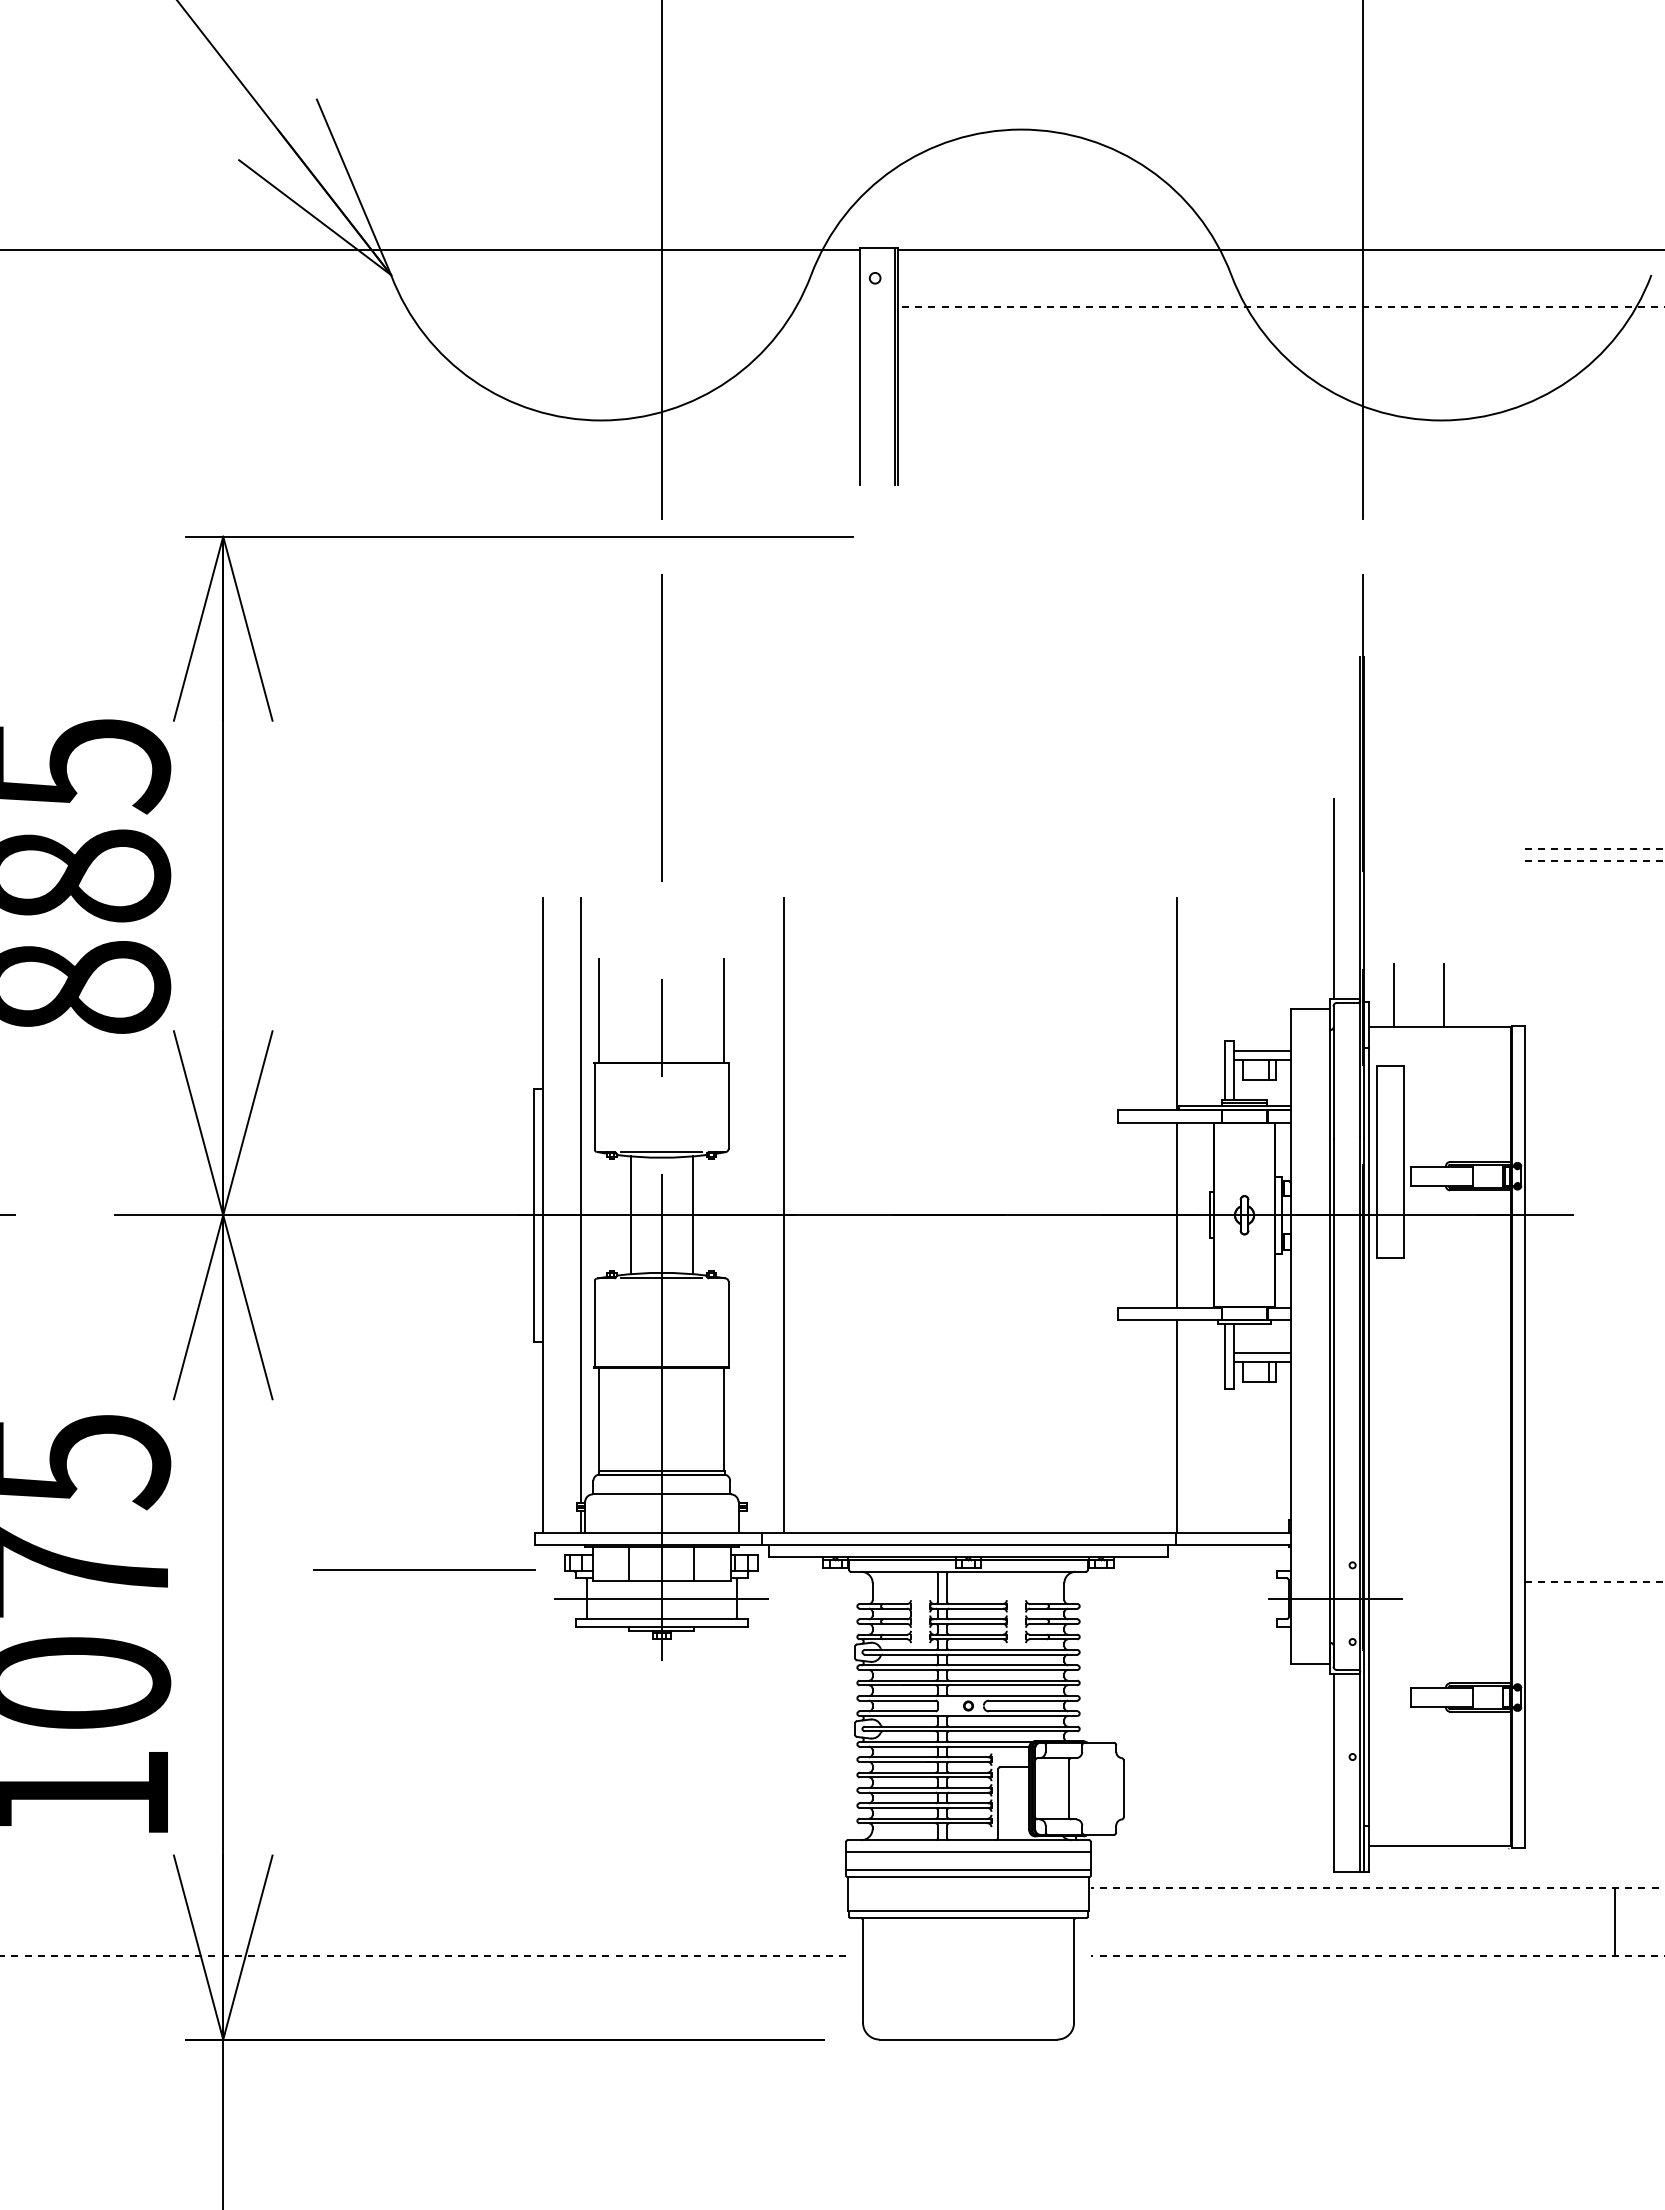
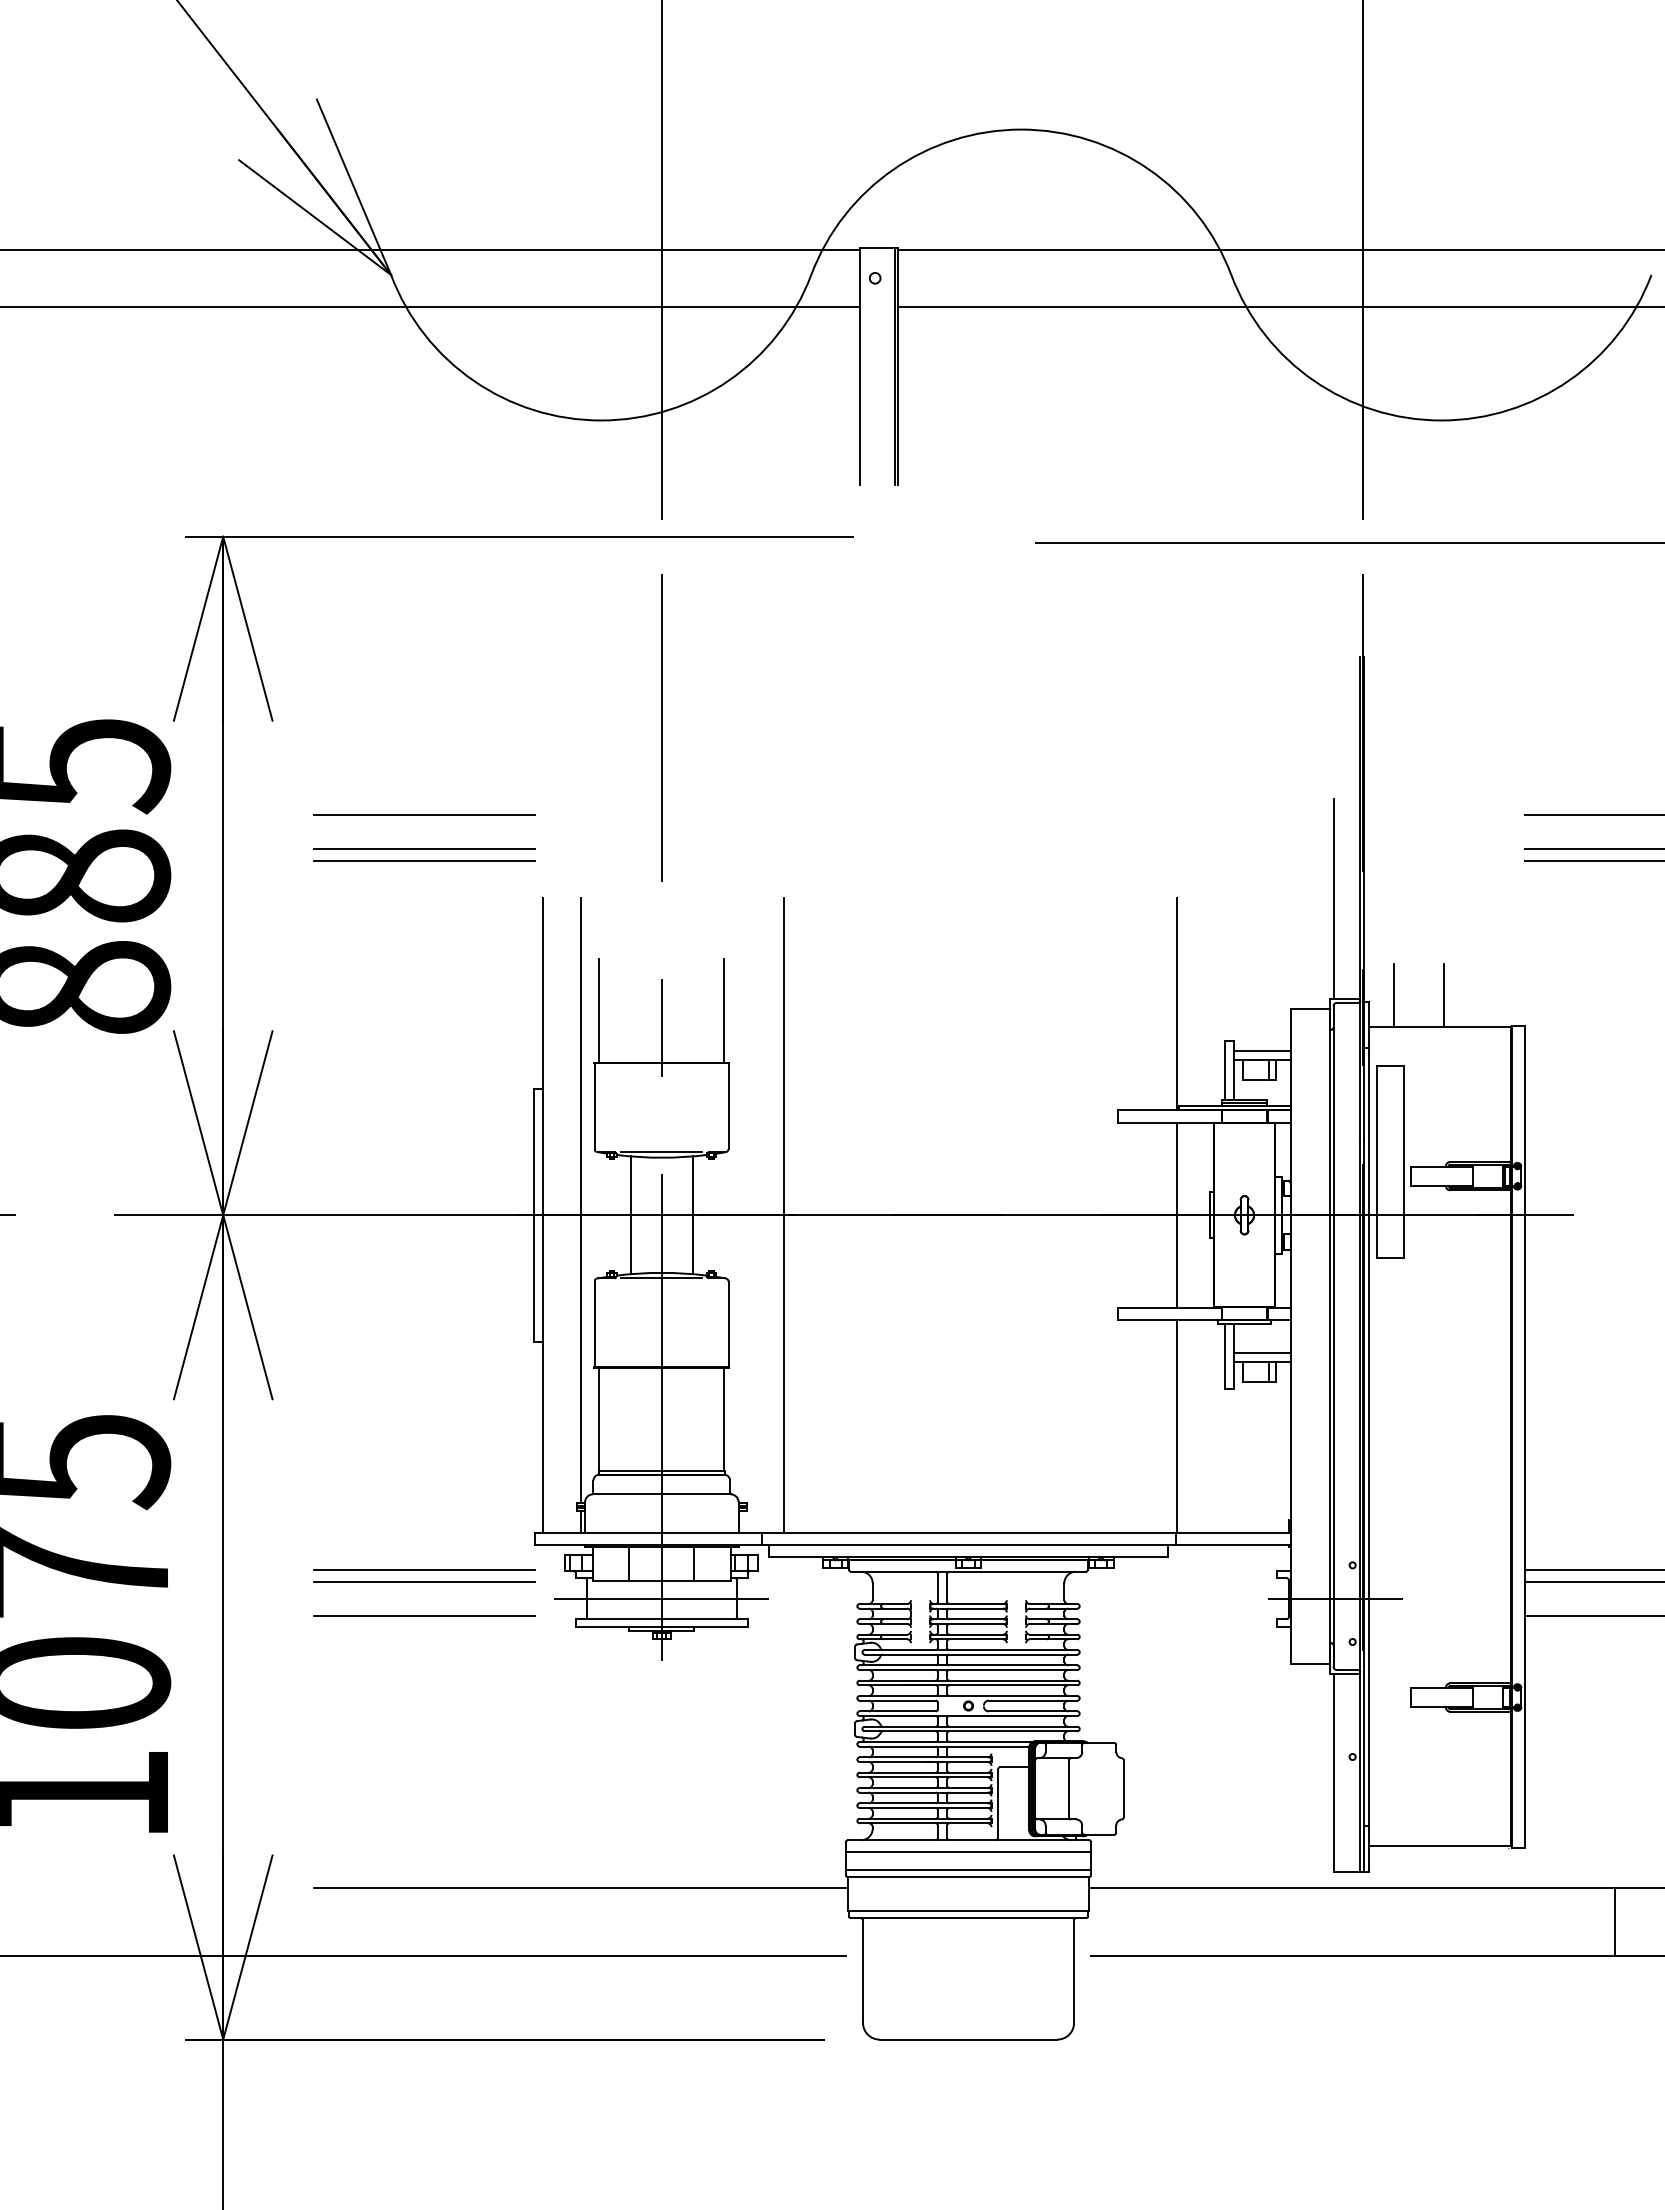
line: none -> present (430, 307)
line: dashed -> solid (1280, 307)
line: none -> present (1348, 542)
line: none -> present (424, 815)
line: none -> present (1592, 815)
line: none -> present (424, 848)
line: dashed -> solid (1594, 848)
line: none -> present (424, 861)
line: dashed -> solid (1594, 861)
line: none -> present (1592, 1569)
line: none -> present (424, 1581)
line: dashed -> solid (1594, 1581)
line: none -> present (424, 1615)
line: none -> present (1592, 1615)
line: none -> present (579, 1887)
line: dashed -> solid (1377, 1887)
line: dashed -> solid (423, 1955)
line: dashed -> solid (1377, 1955)
